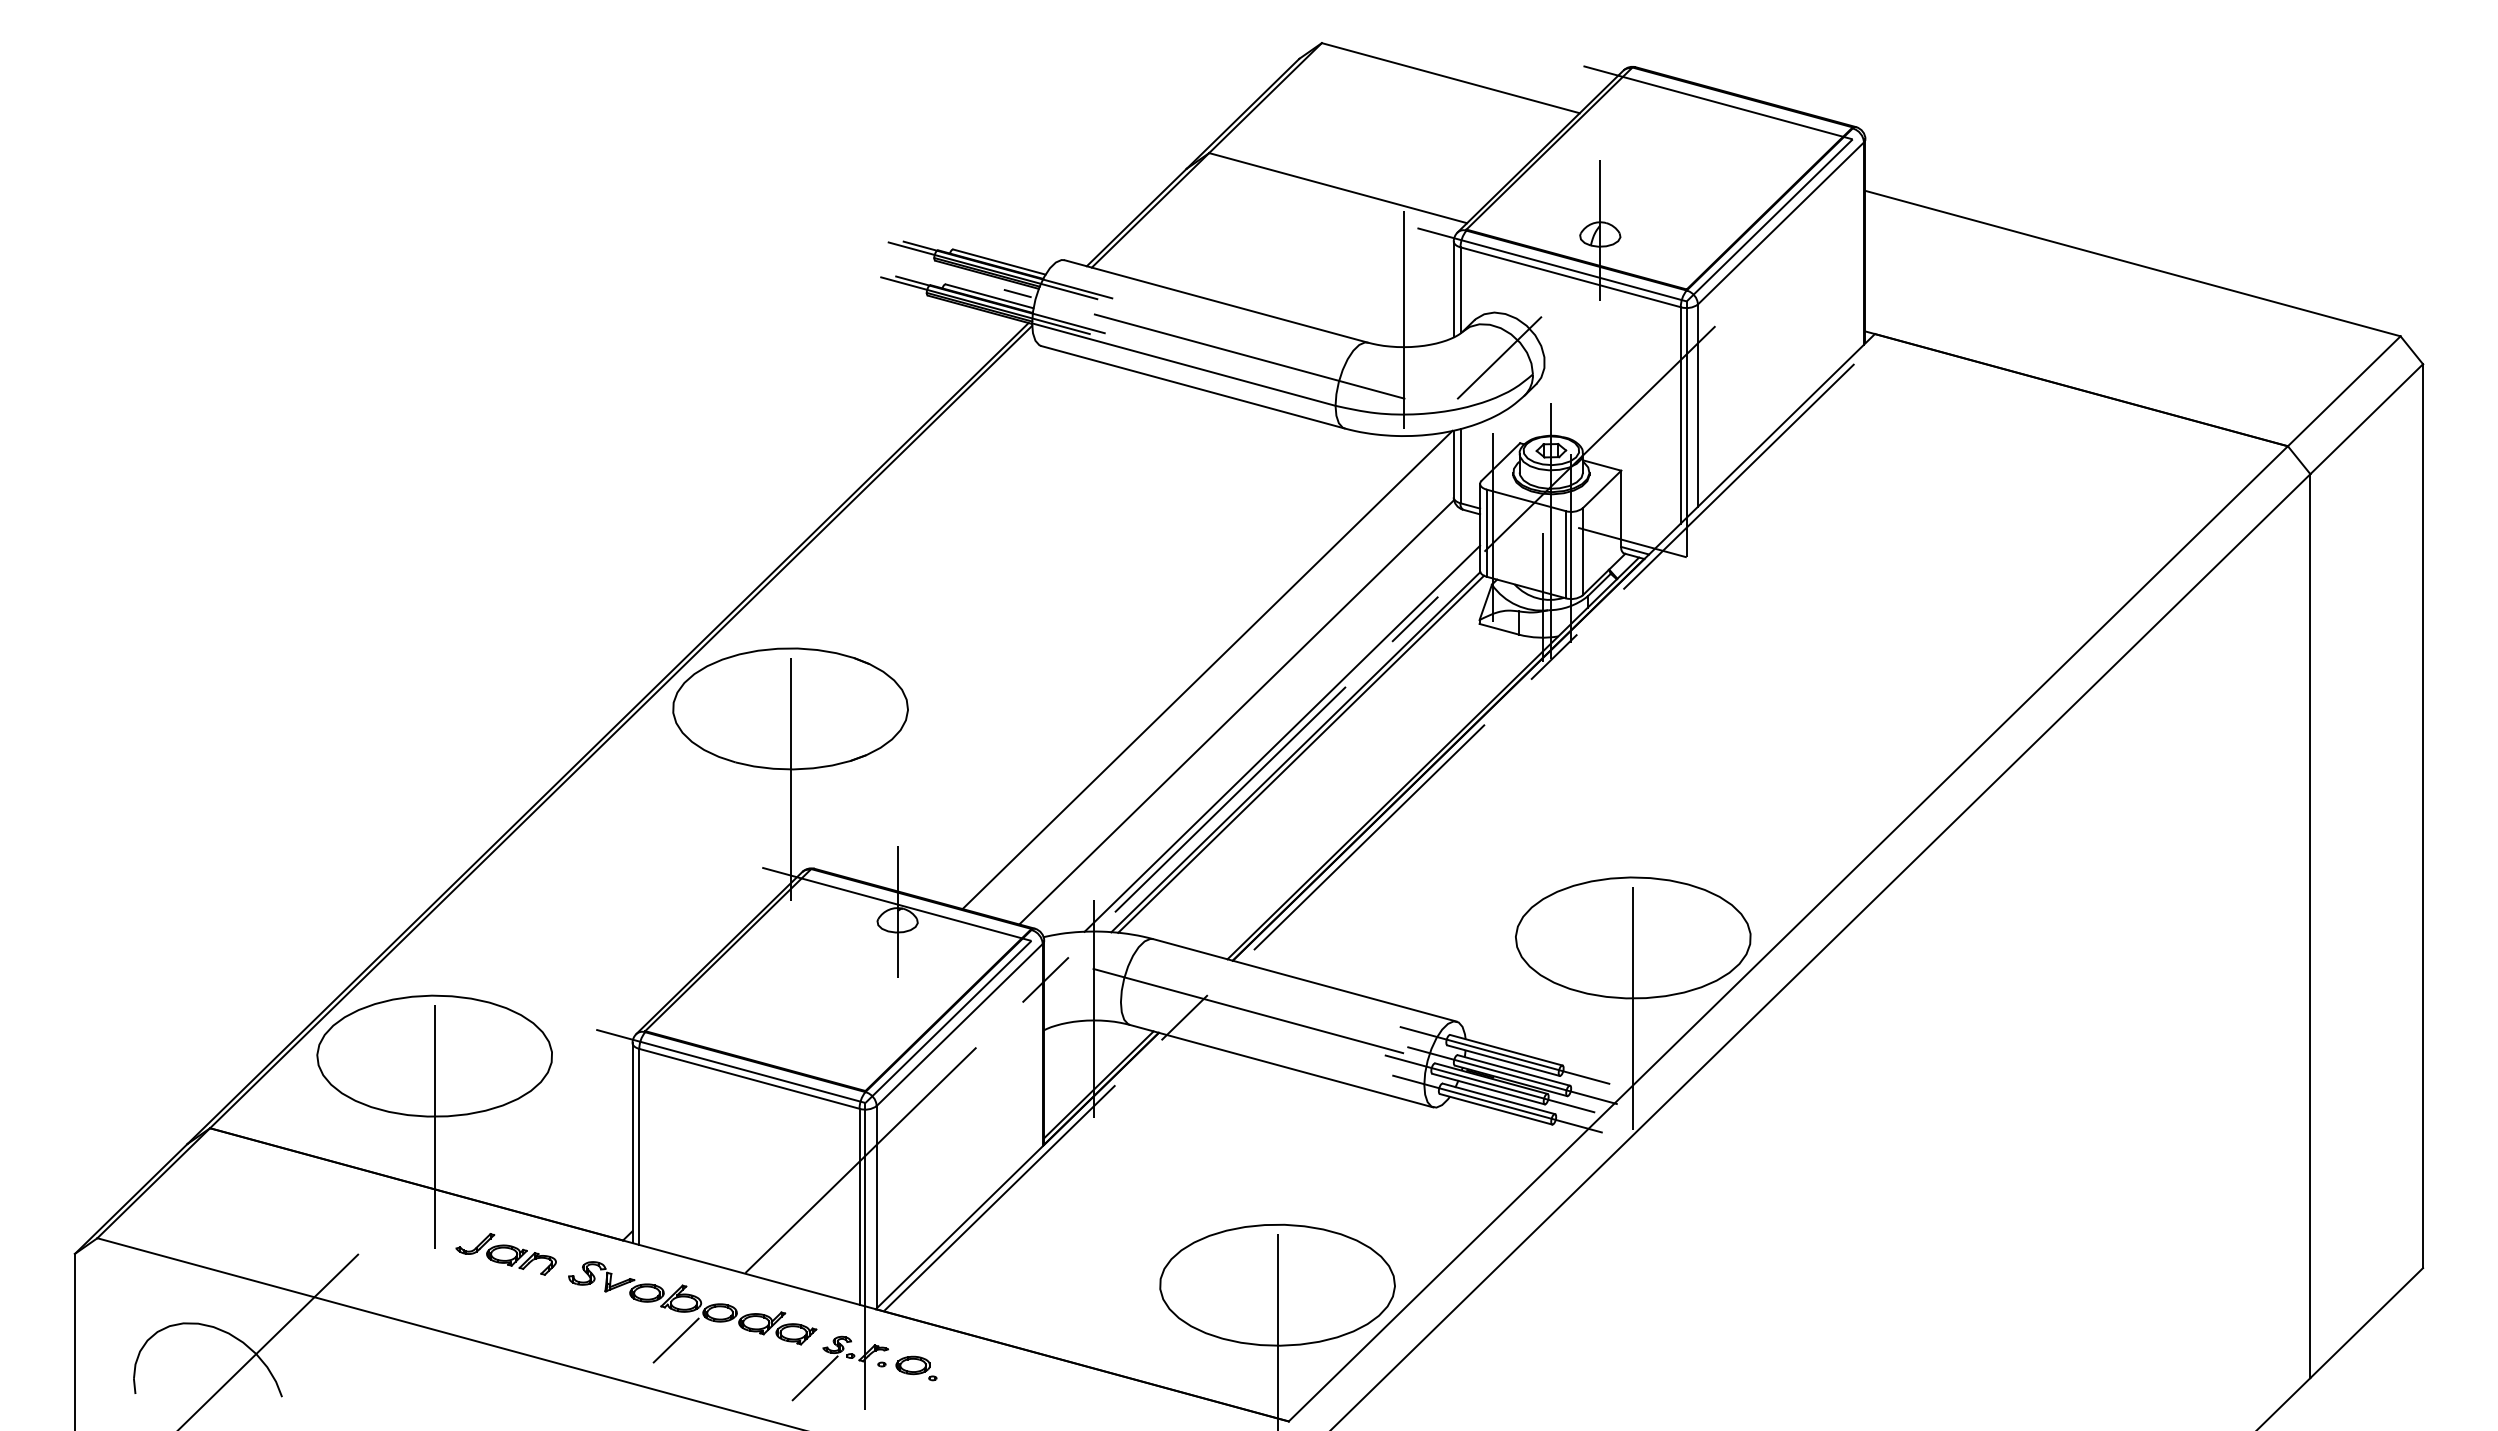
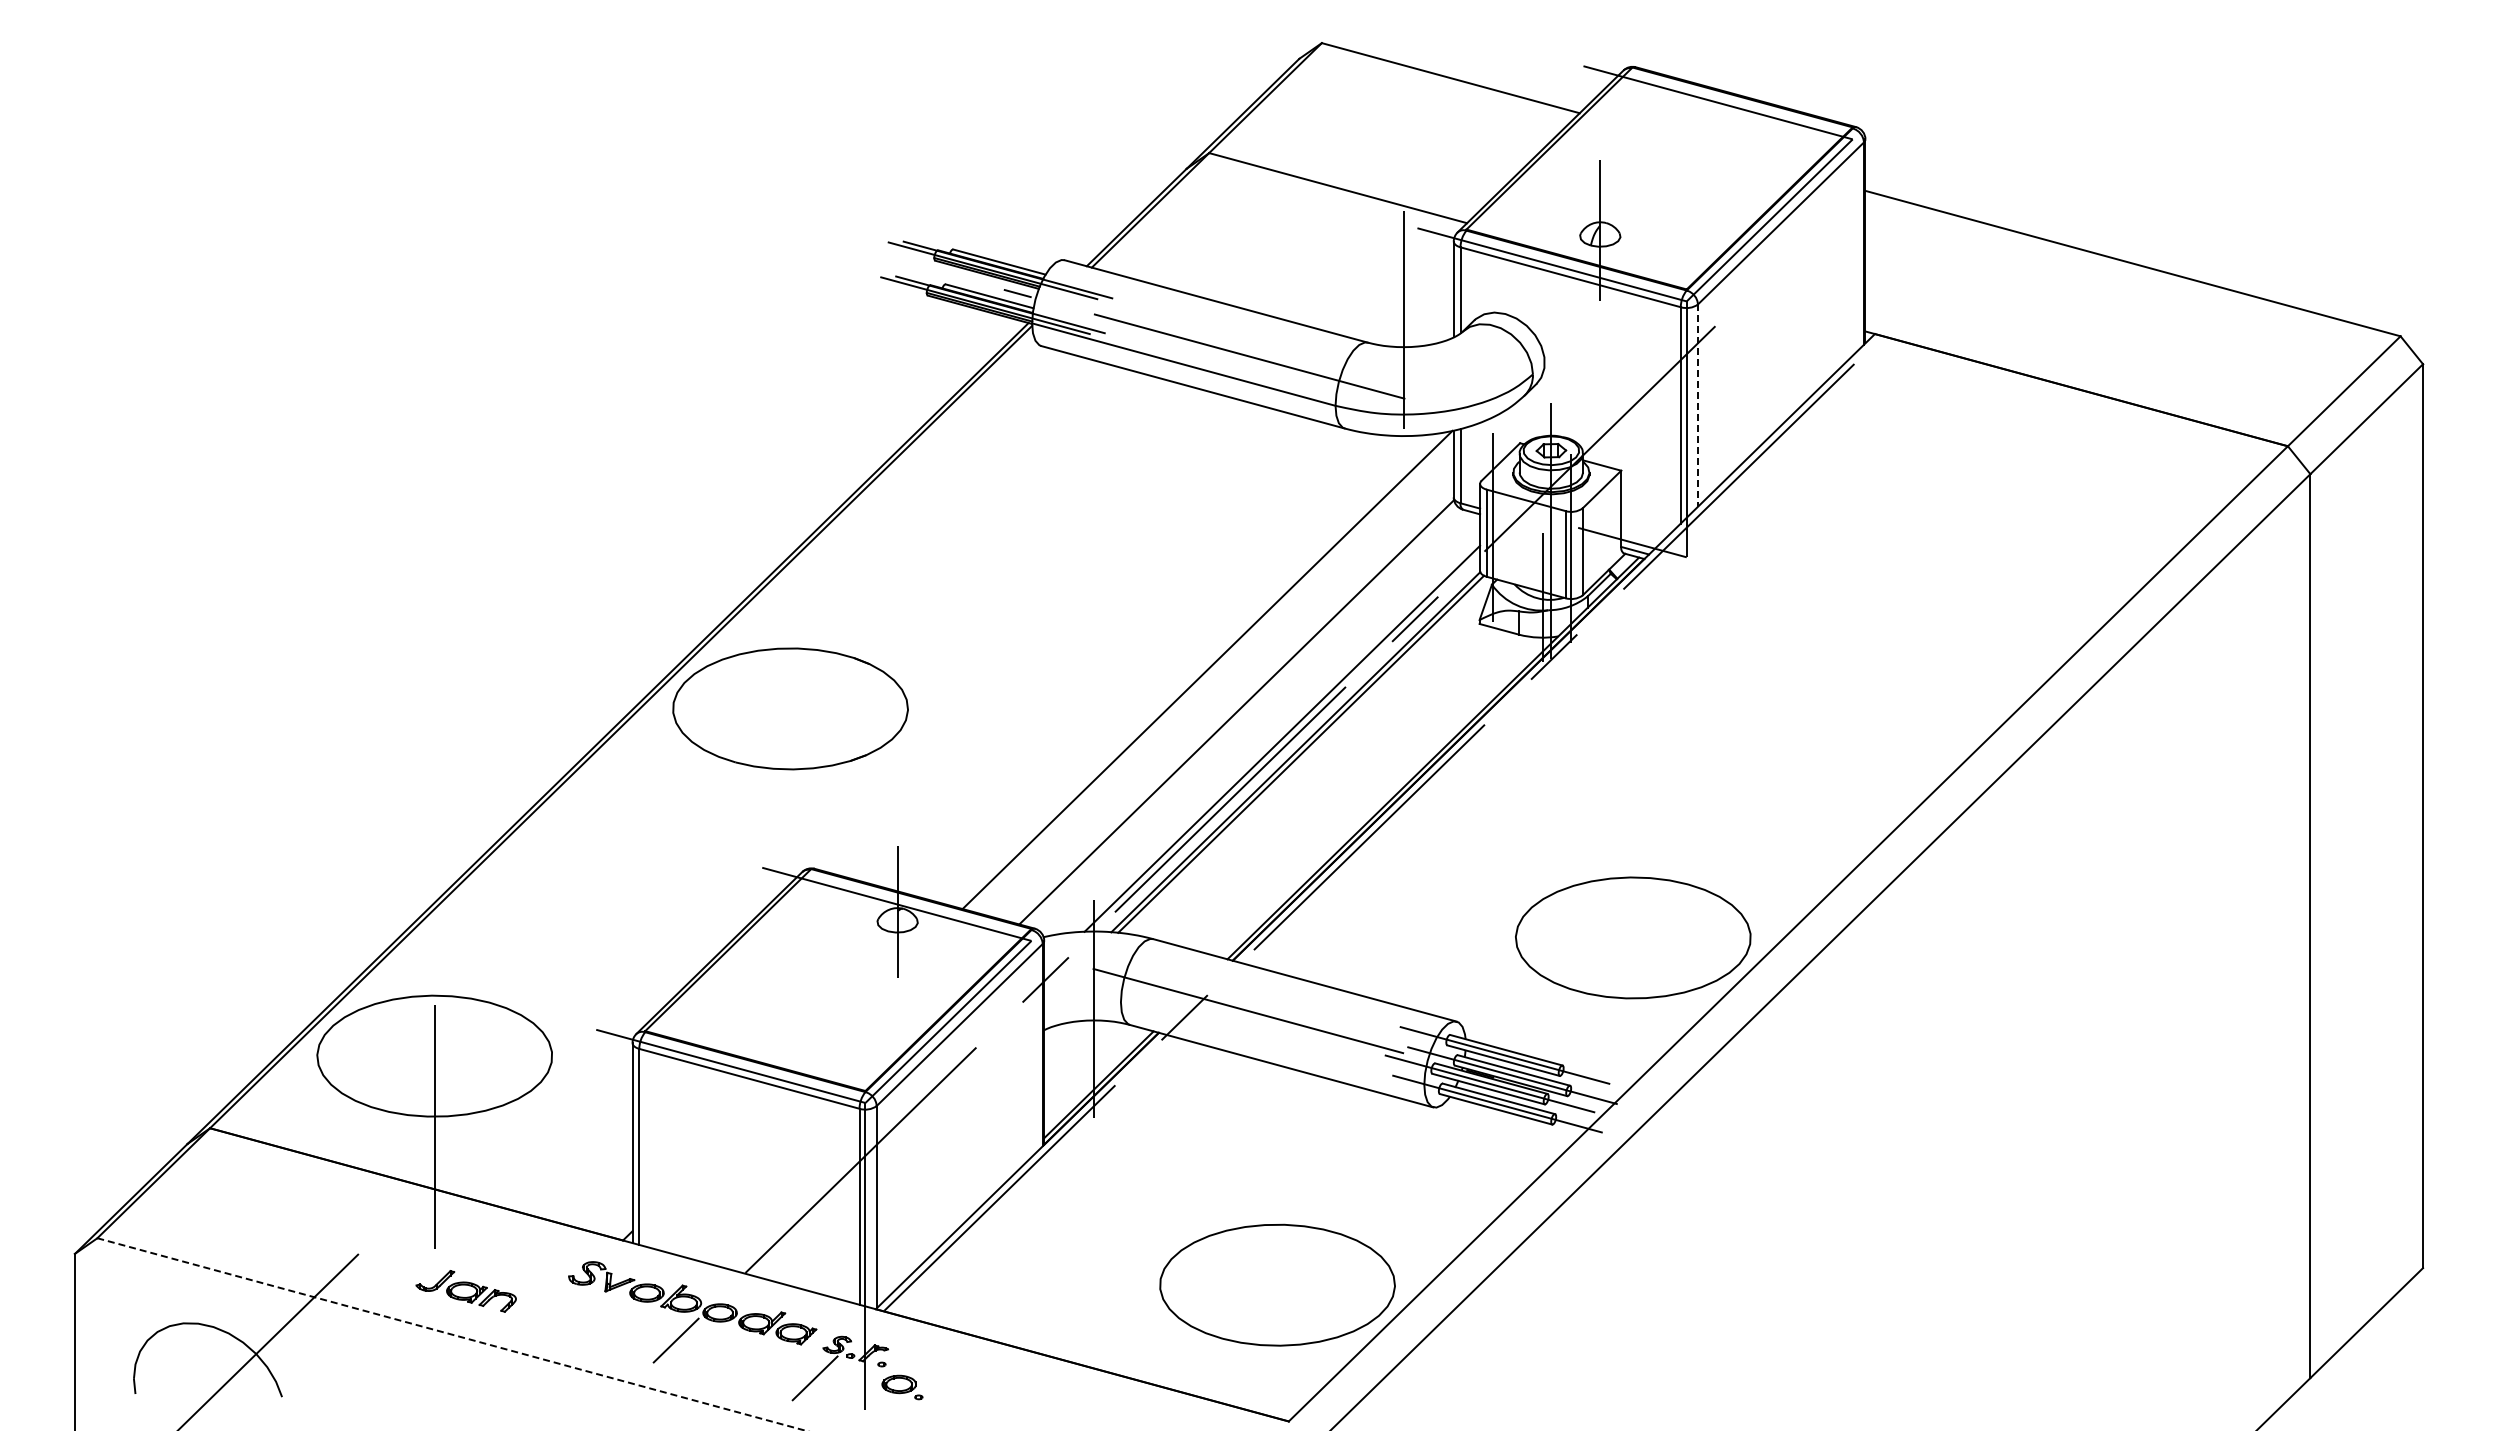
line: present -> none (1499, 357)
line: solid -> dashed (1697, 406)
line: present -> none (790, 779)
line: present -> none (1633, 1008)
part position: (505, 1254) -> (465, 1291) (465, 1291)
line: present -> none (1277, 1330)
line: solid -> dashed (451, 1334)
part position: (916, 1368) -> (902, 1387) (902, 1387)
